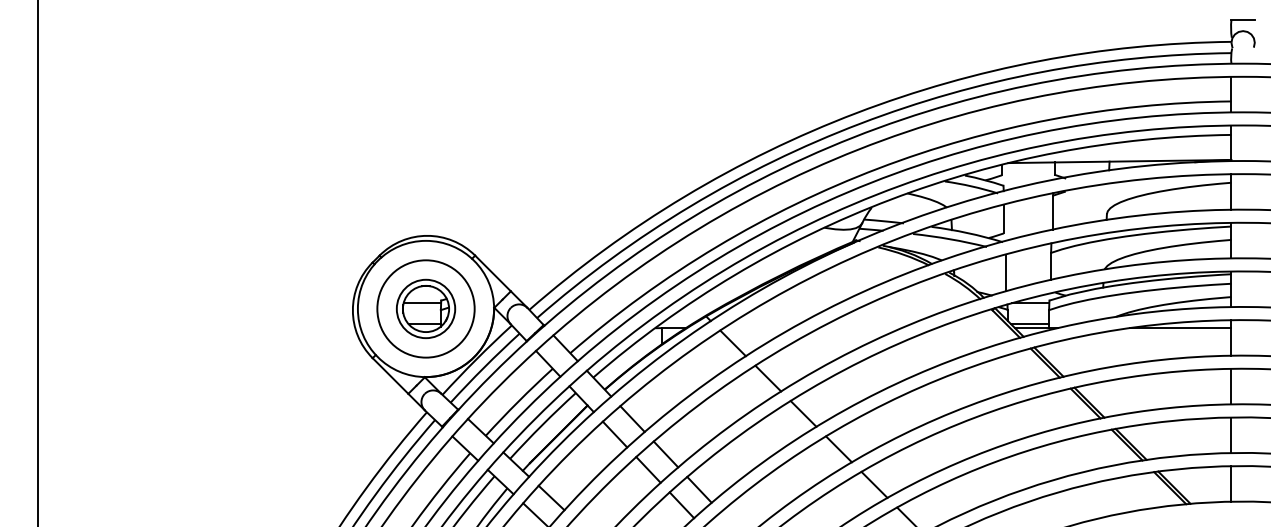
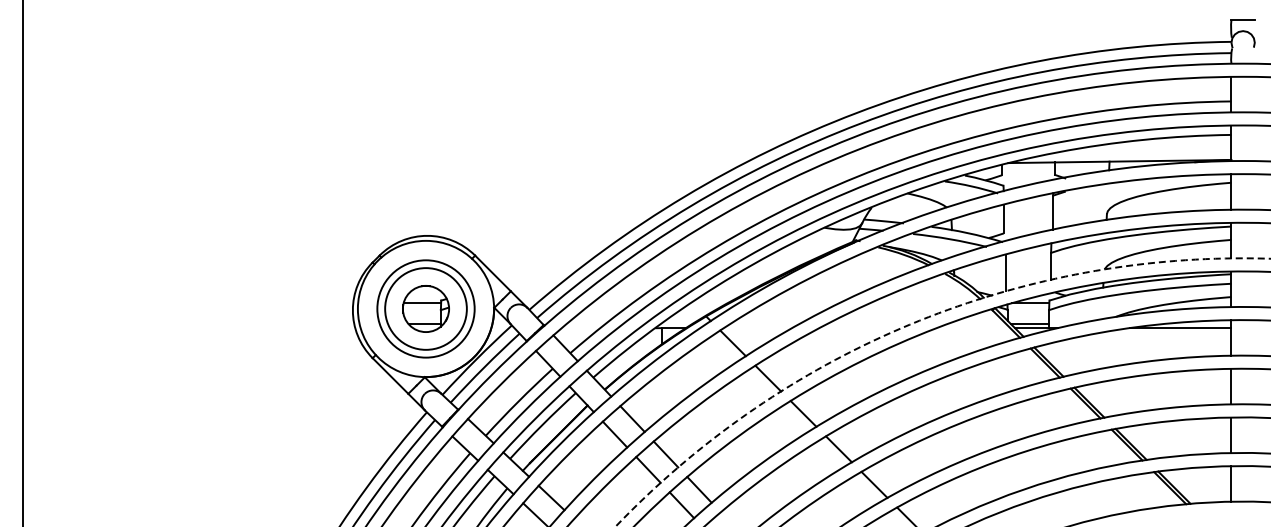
line position: (38, 262) -> (23, 262) (23, 262)
circle diameter: 58 px -> 82 px (425, 308)
arc: solid -> dashed (917, 321)
